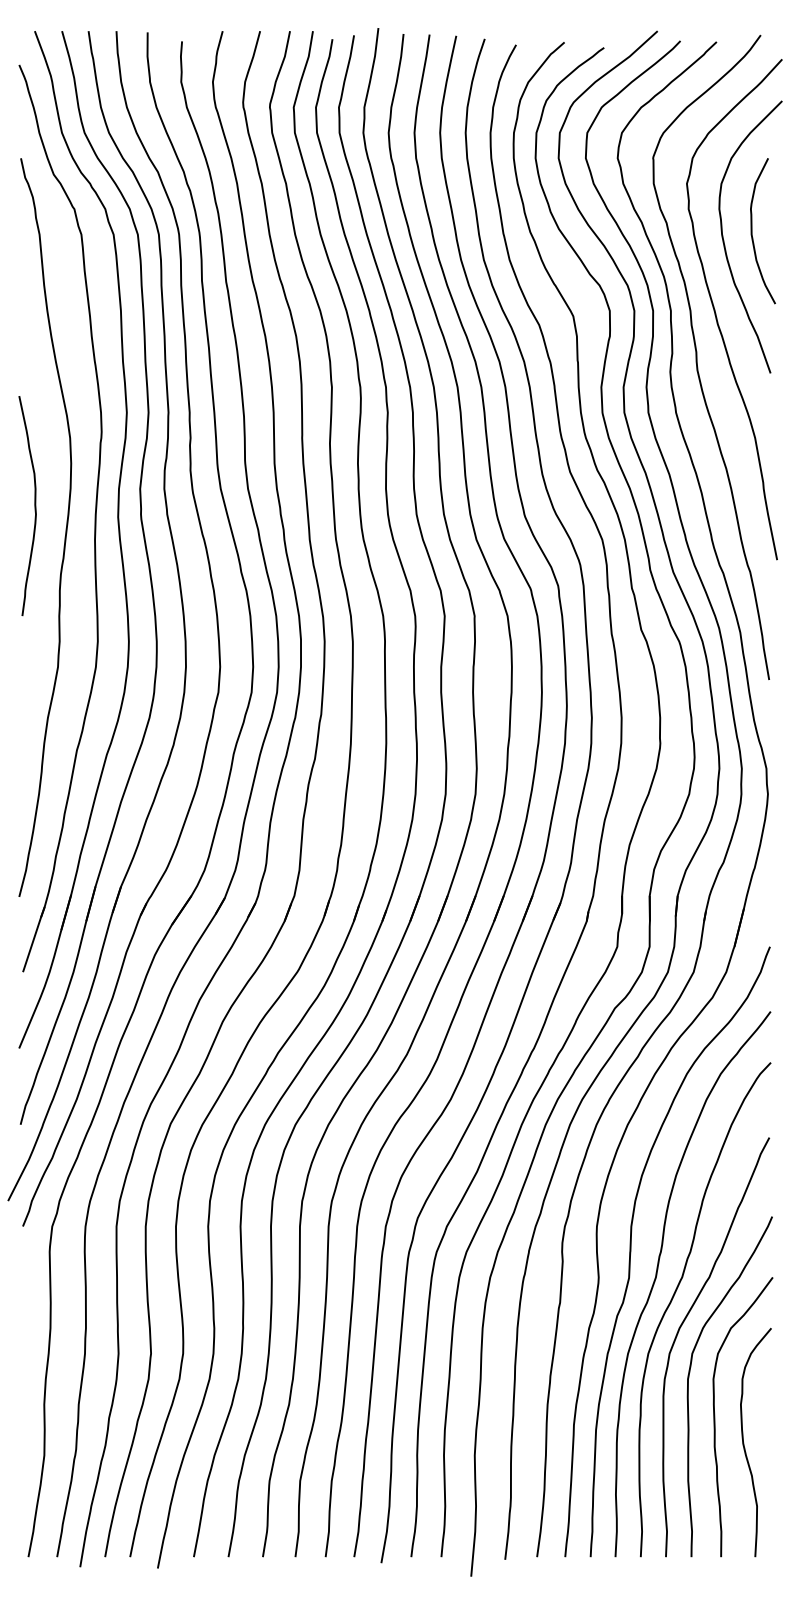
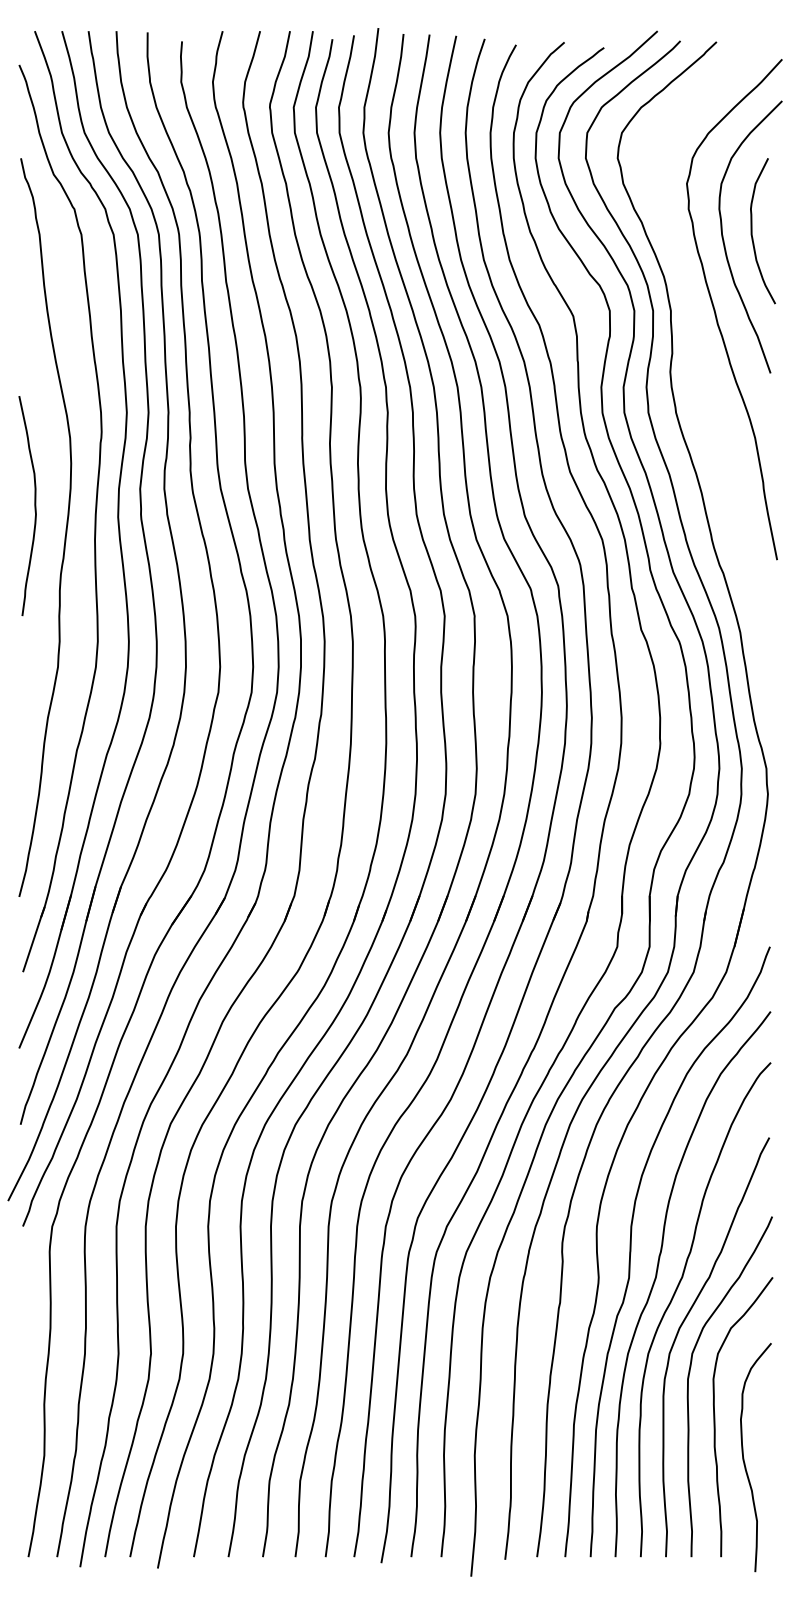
curve: present -> none (697, 356)
curve position: (744, 1443) -> (744, 1458) (744, 1458)
